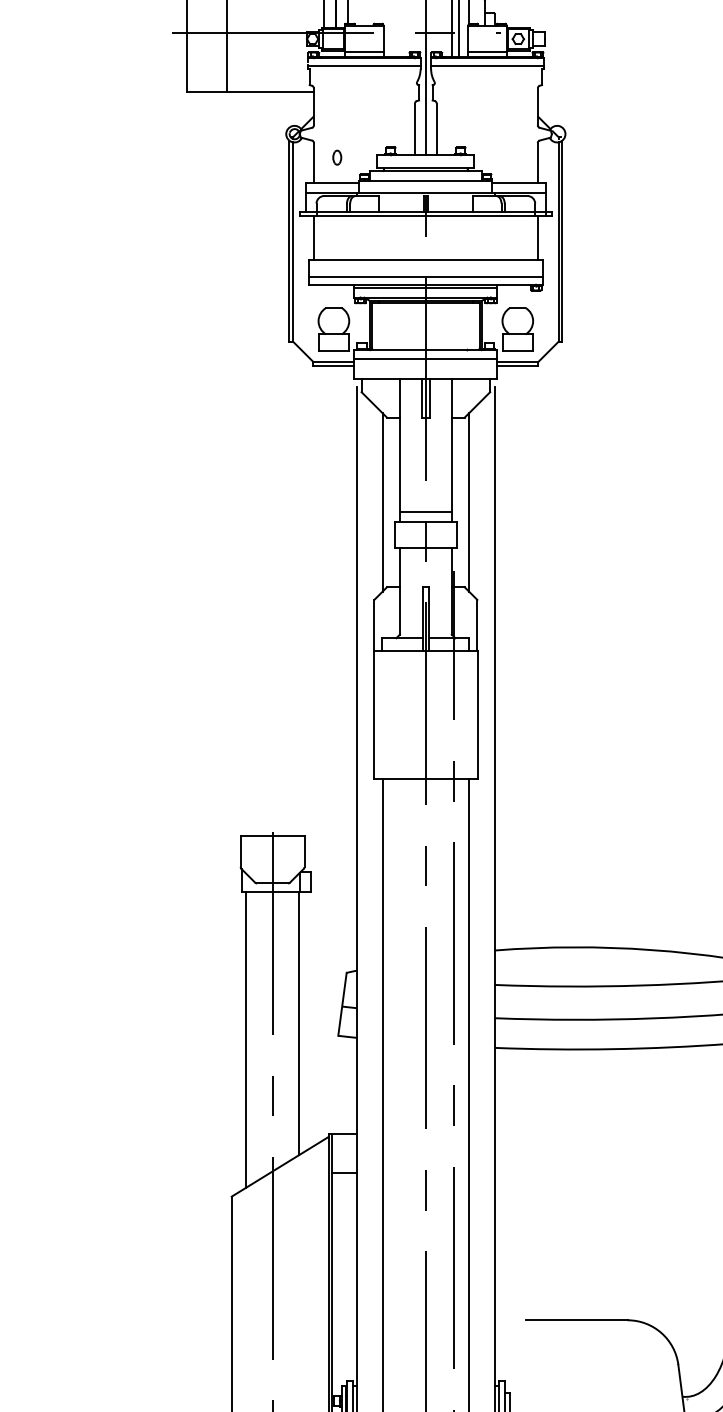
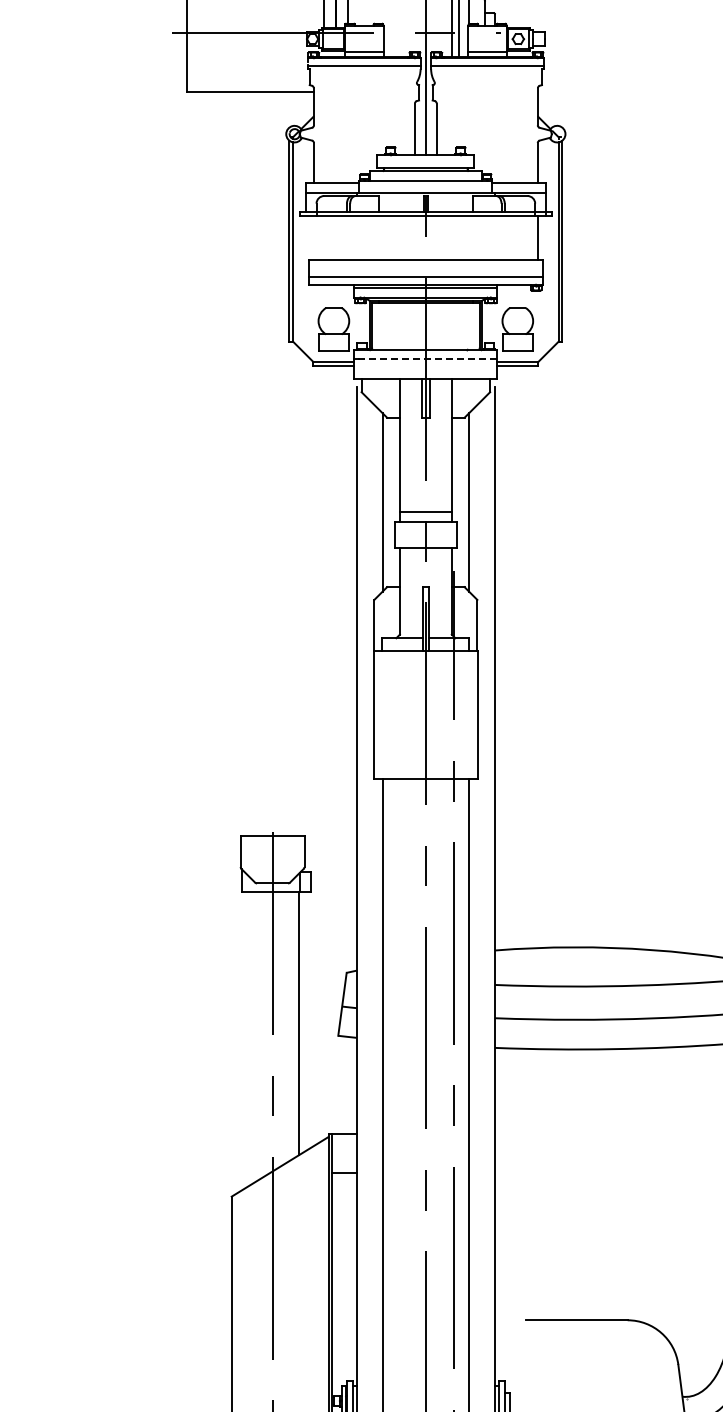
line: present -> none (226, 46)
part: present -> none (337, 157)
line: present -> none (313, 238)
line: solid -> dashed (425, 359)
line: present -> none (245, 1040)
